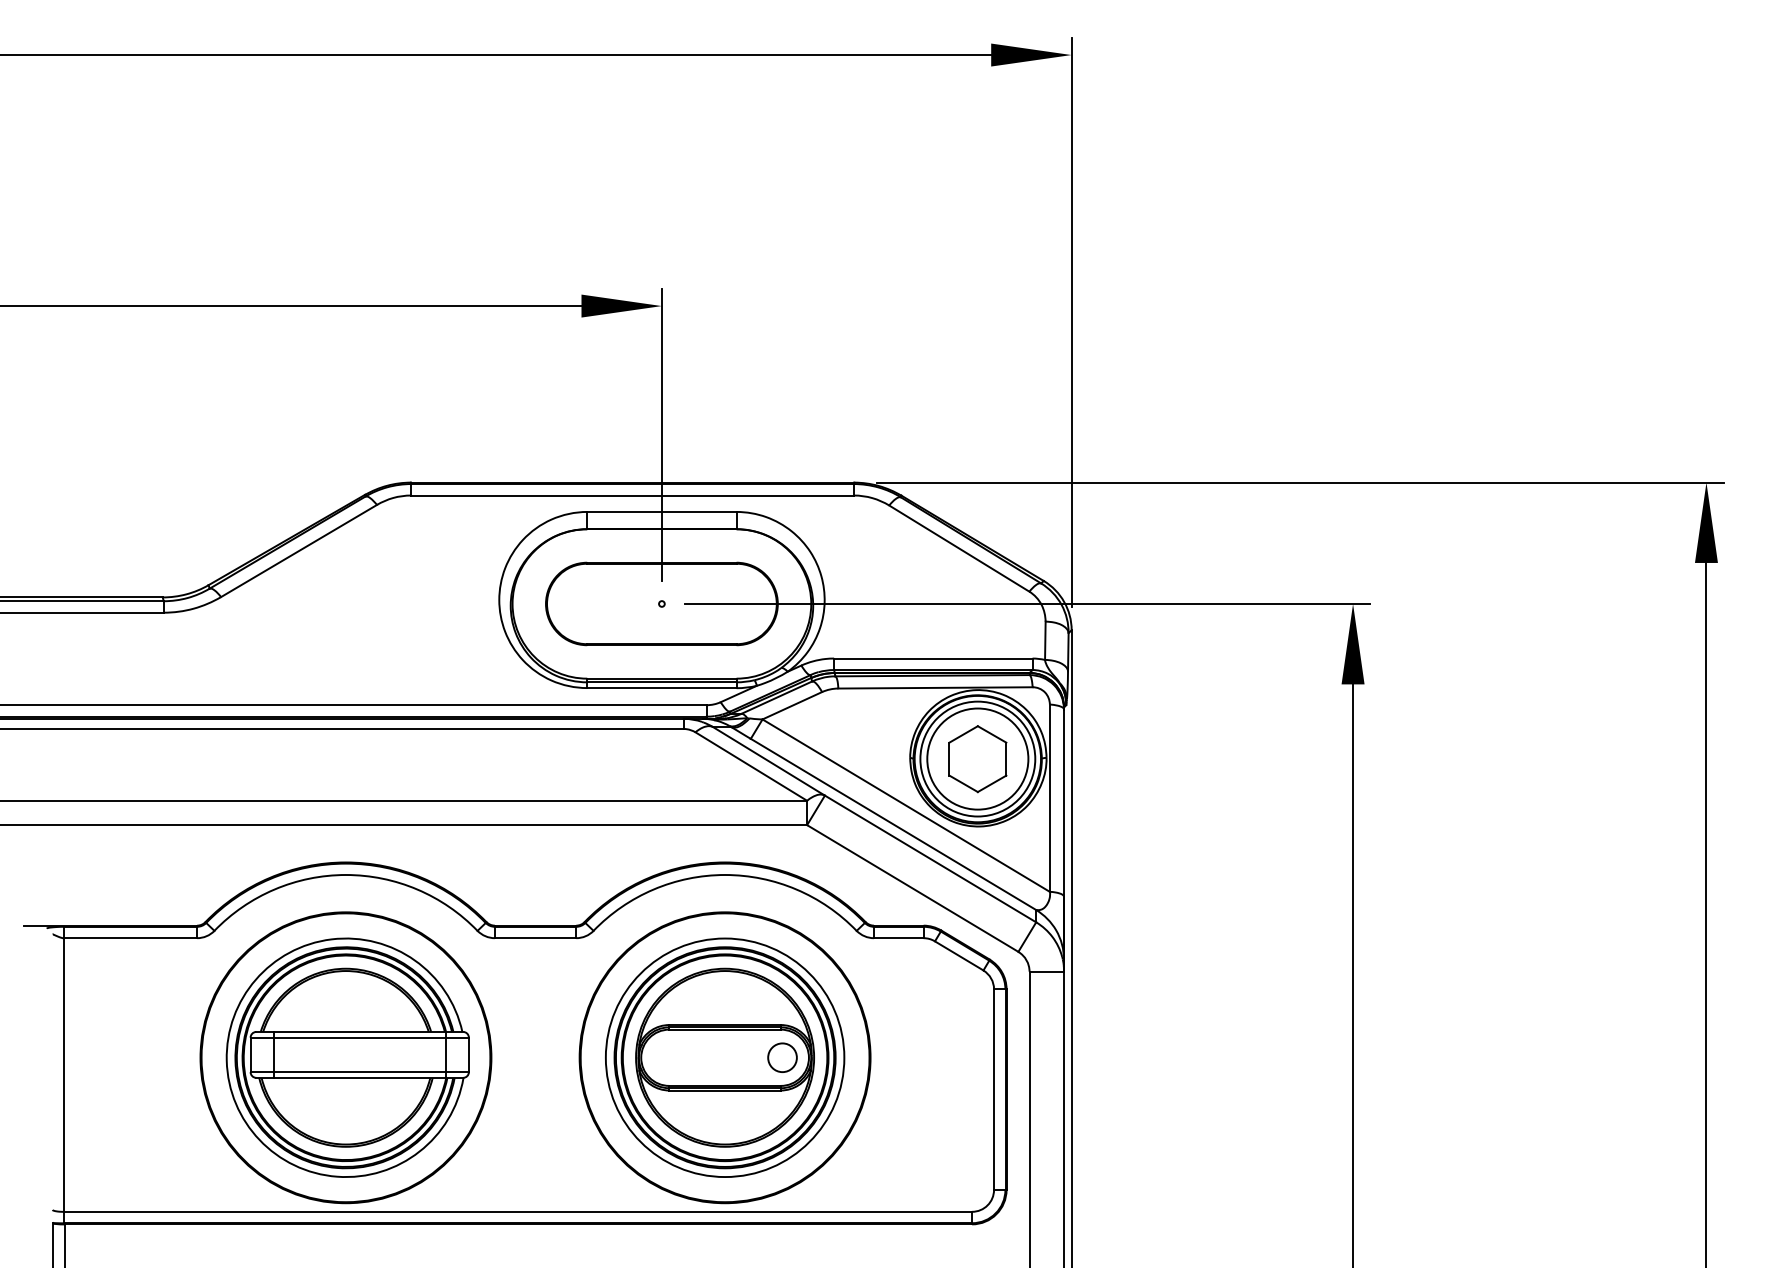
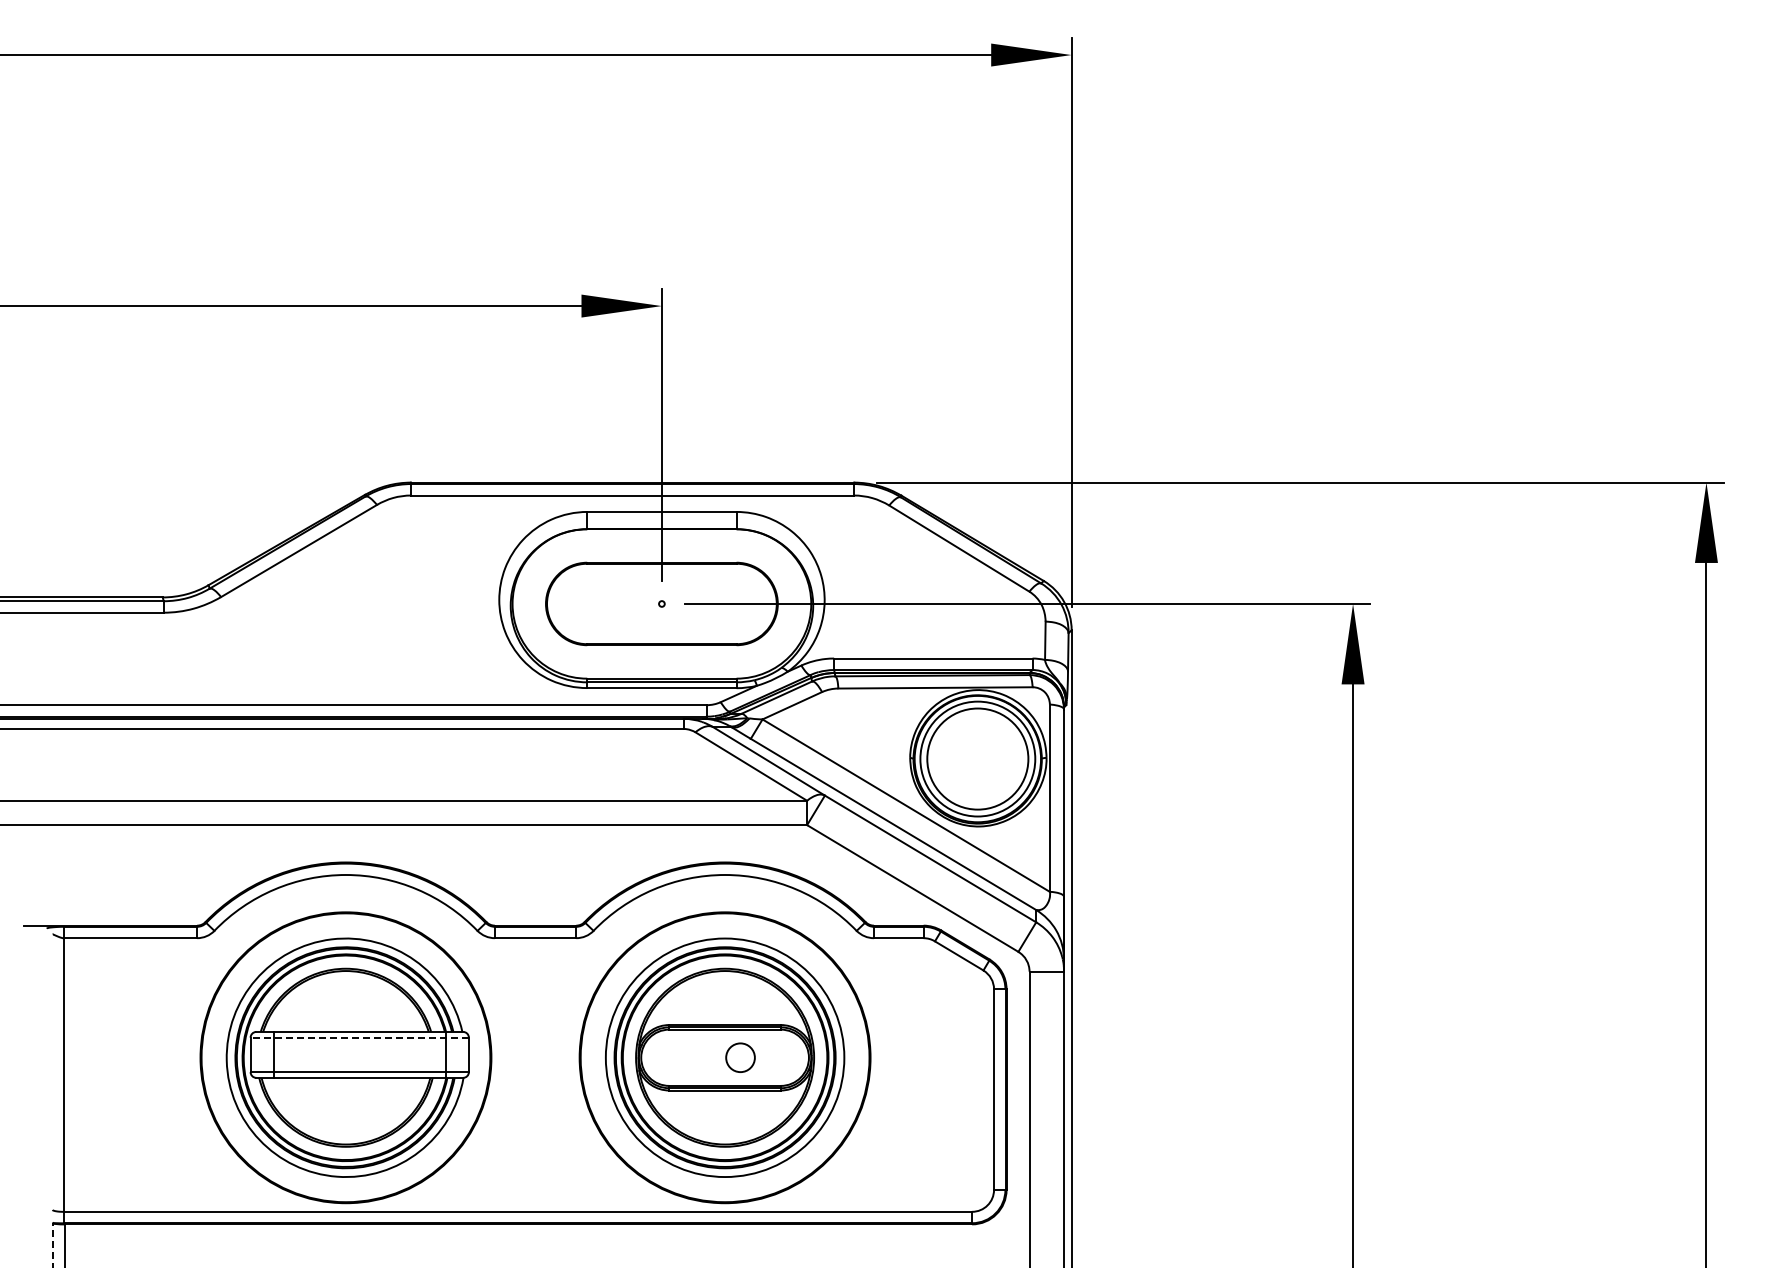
part: present -> none (977, 759)
line: solid -> dashed (359, 1037)
circle position: (782, 1057) -> (740, 1057) (740, 1057)
line: solid -> dashed (53, 1245)
